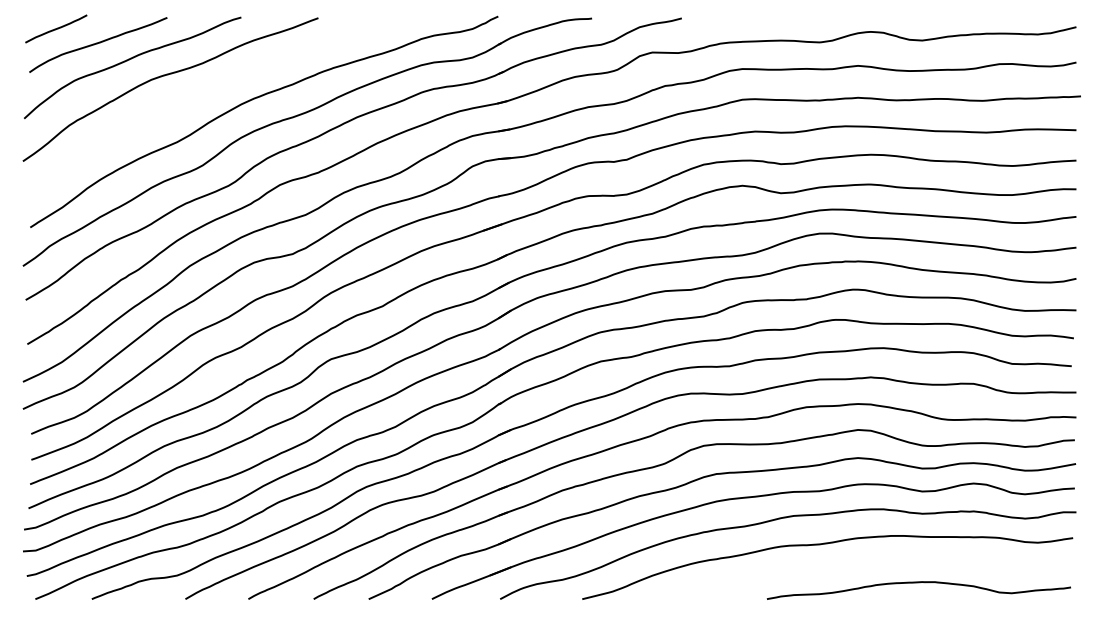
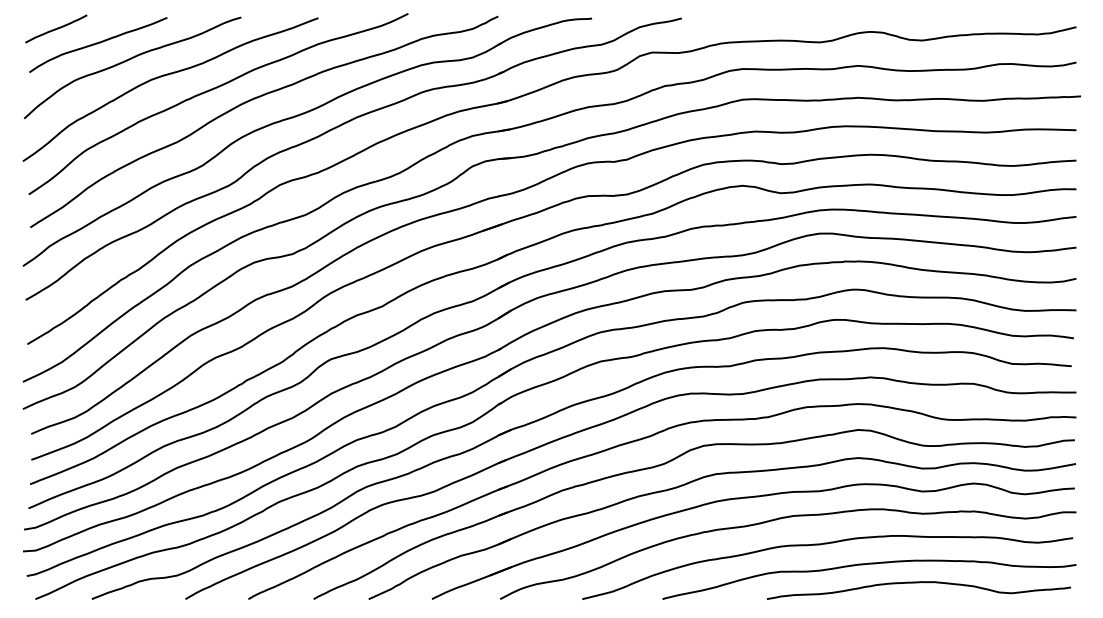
curve: none -> present (212, 90)
curve: none -> present (864, 565)
